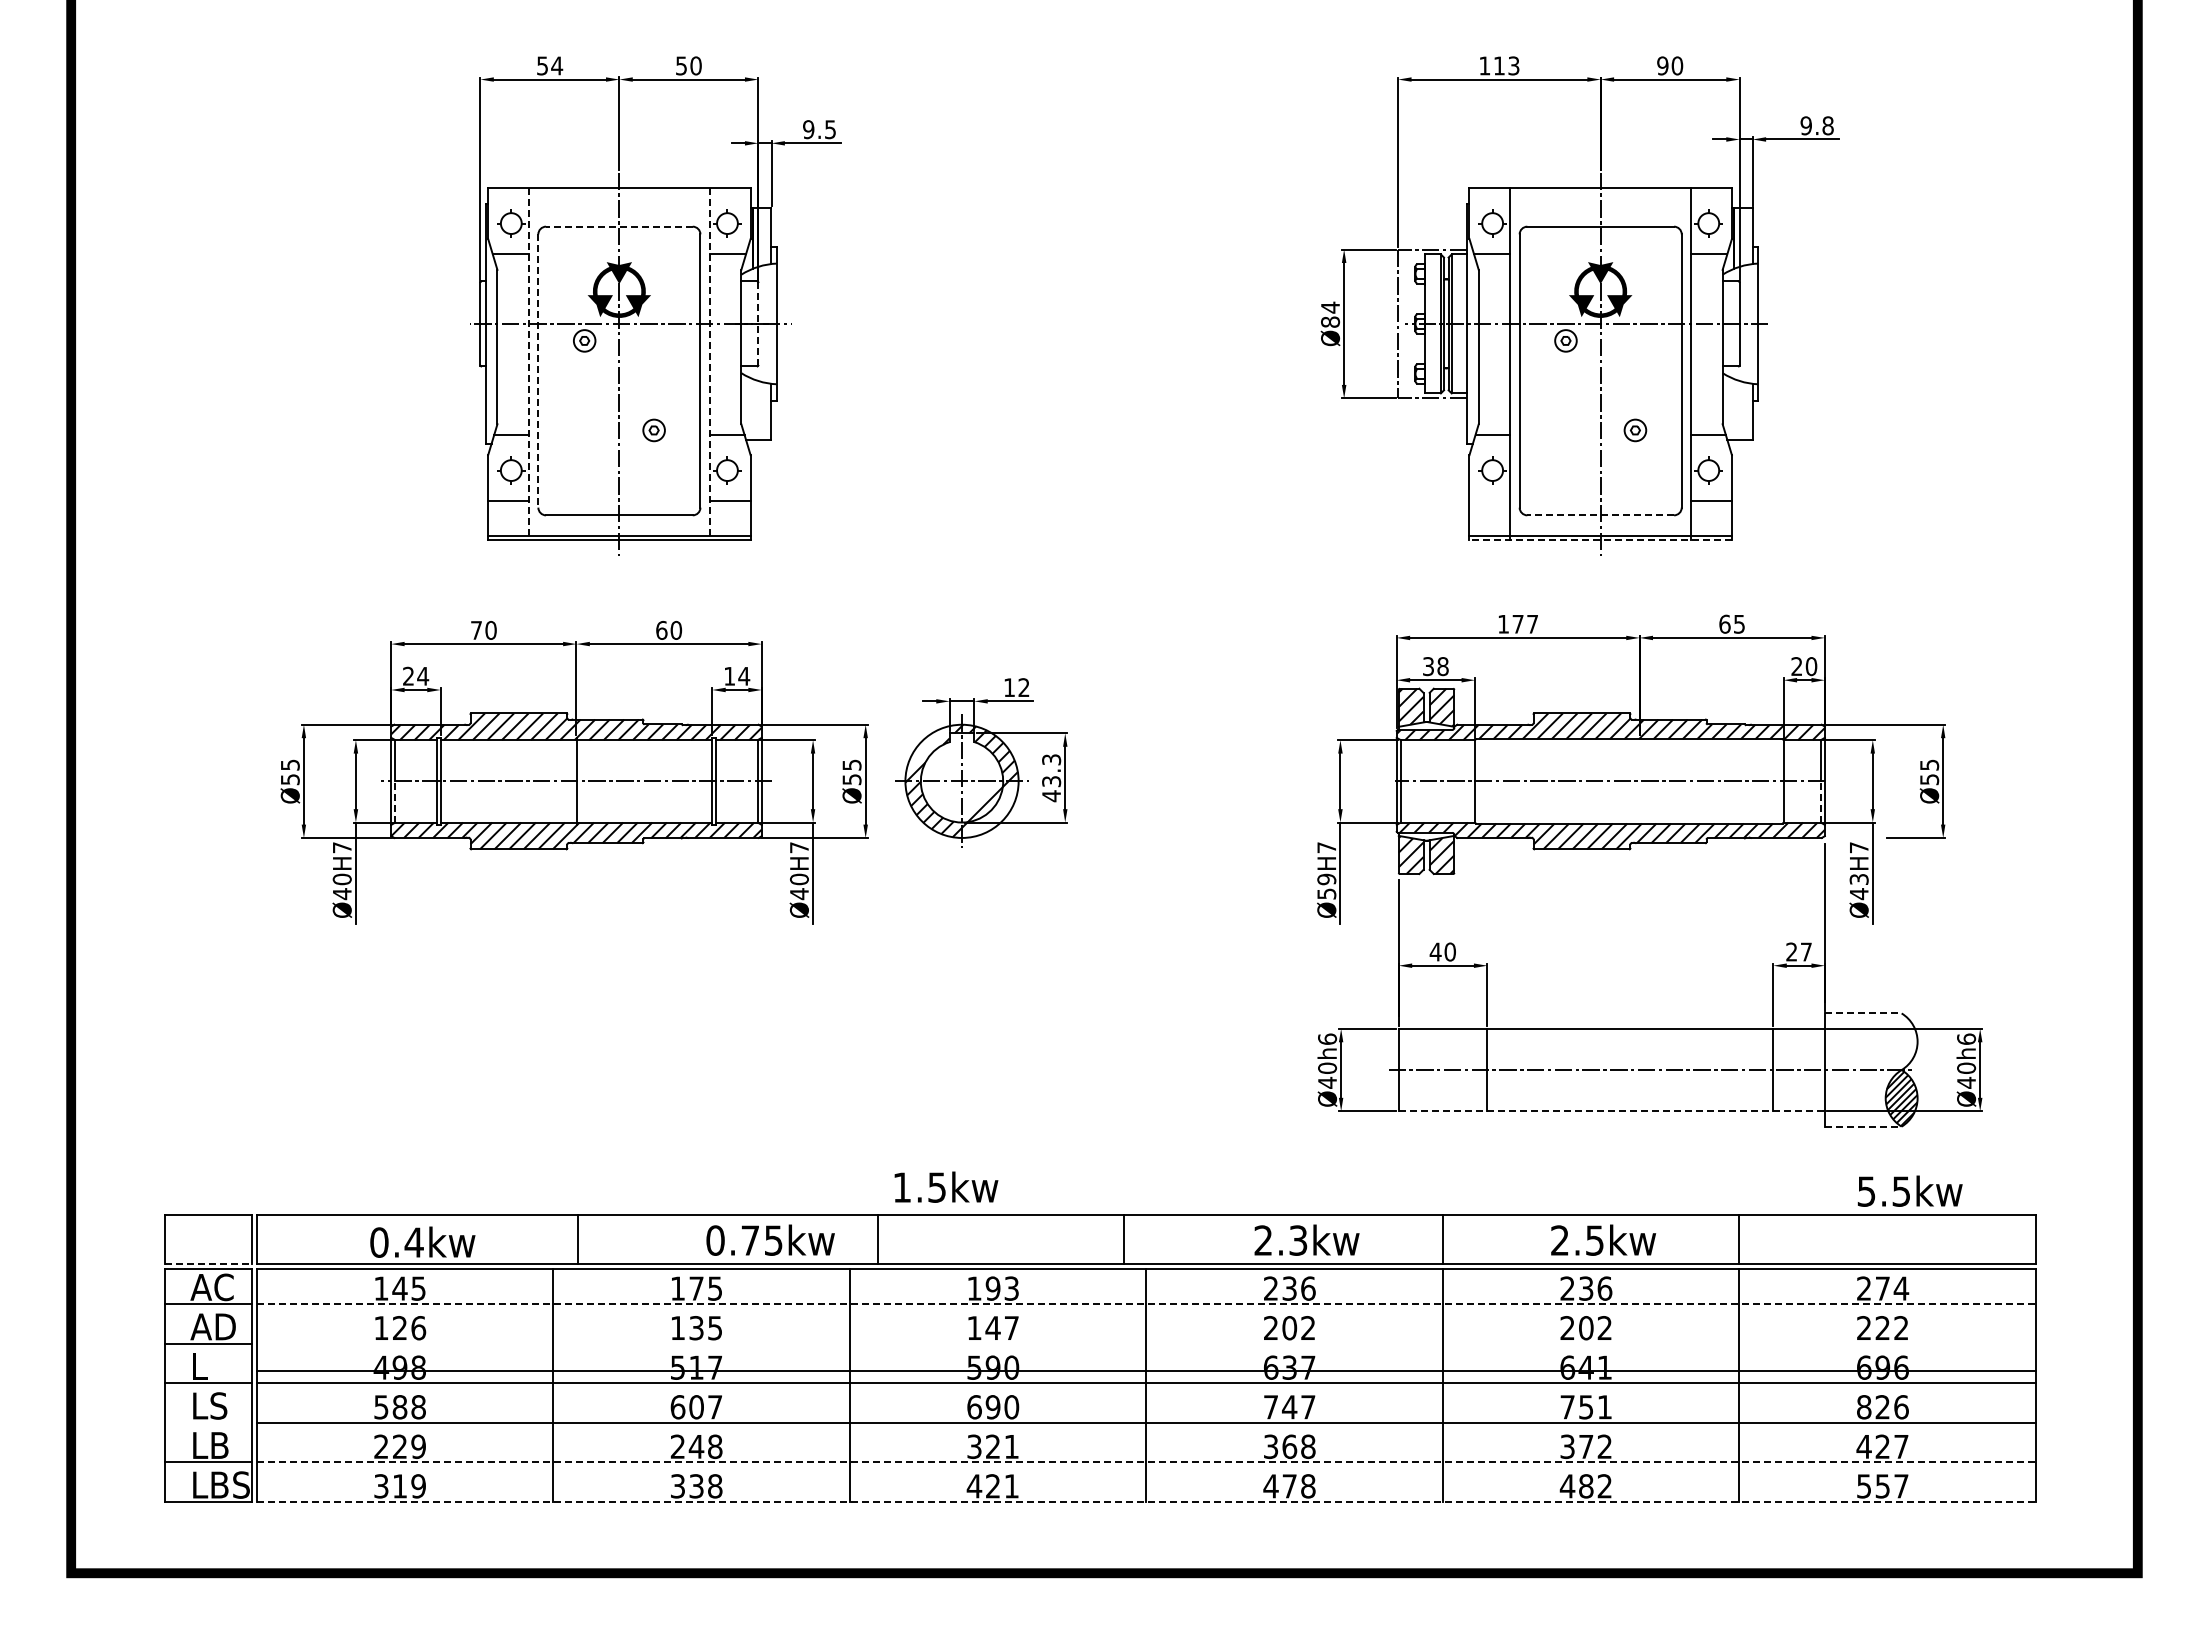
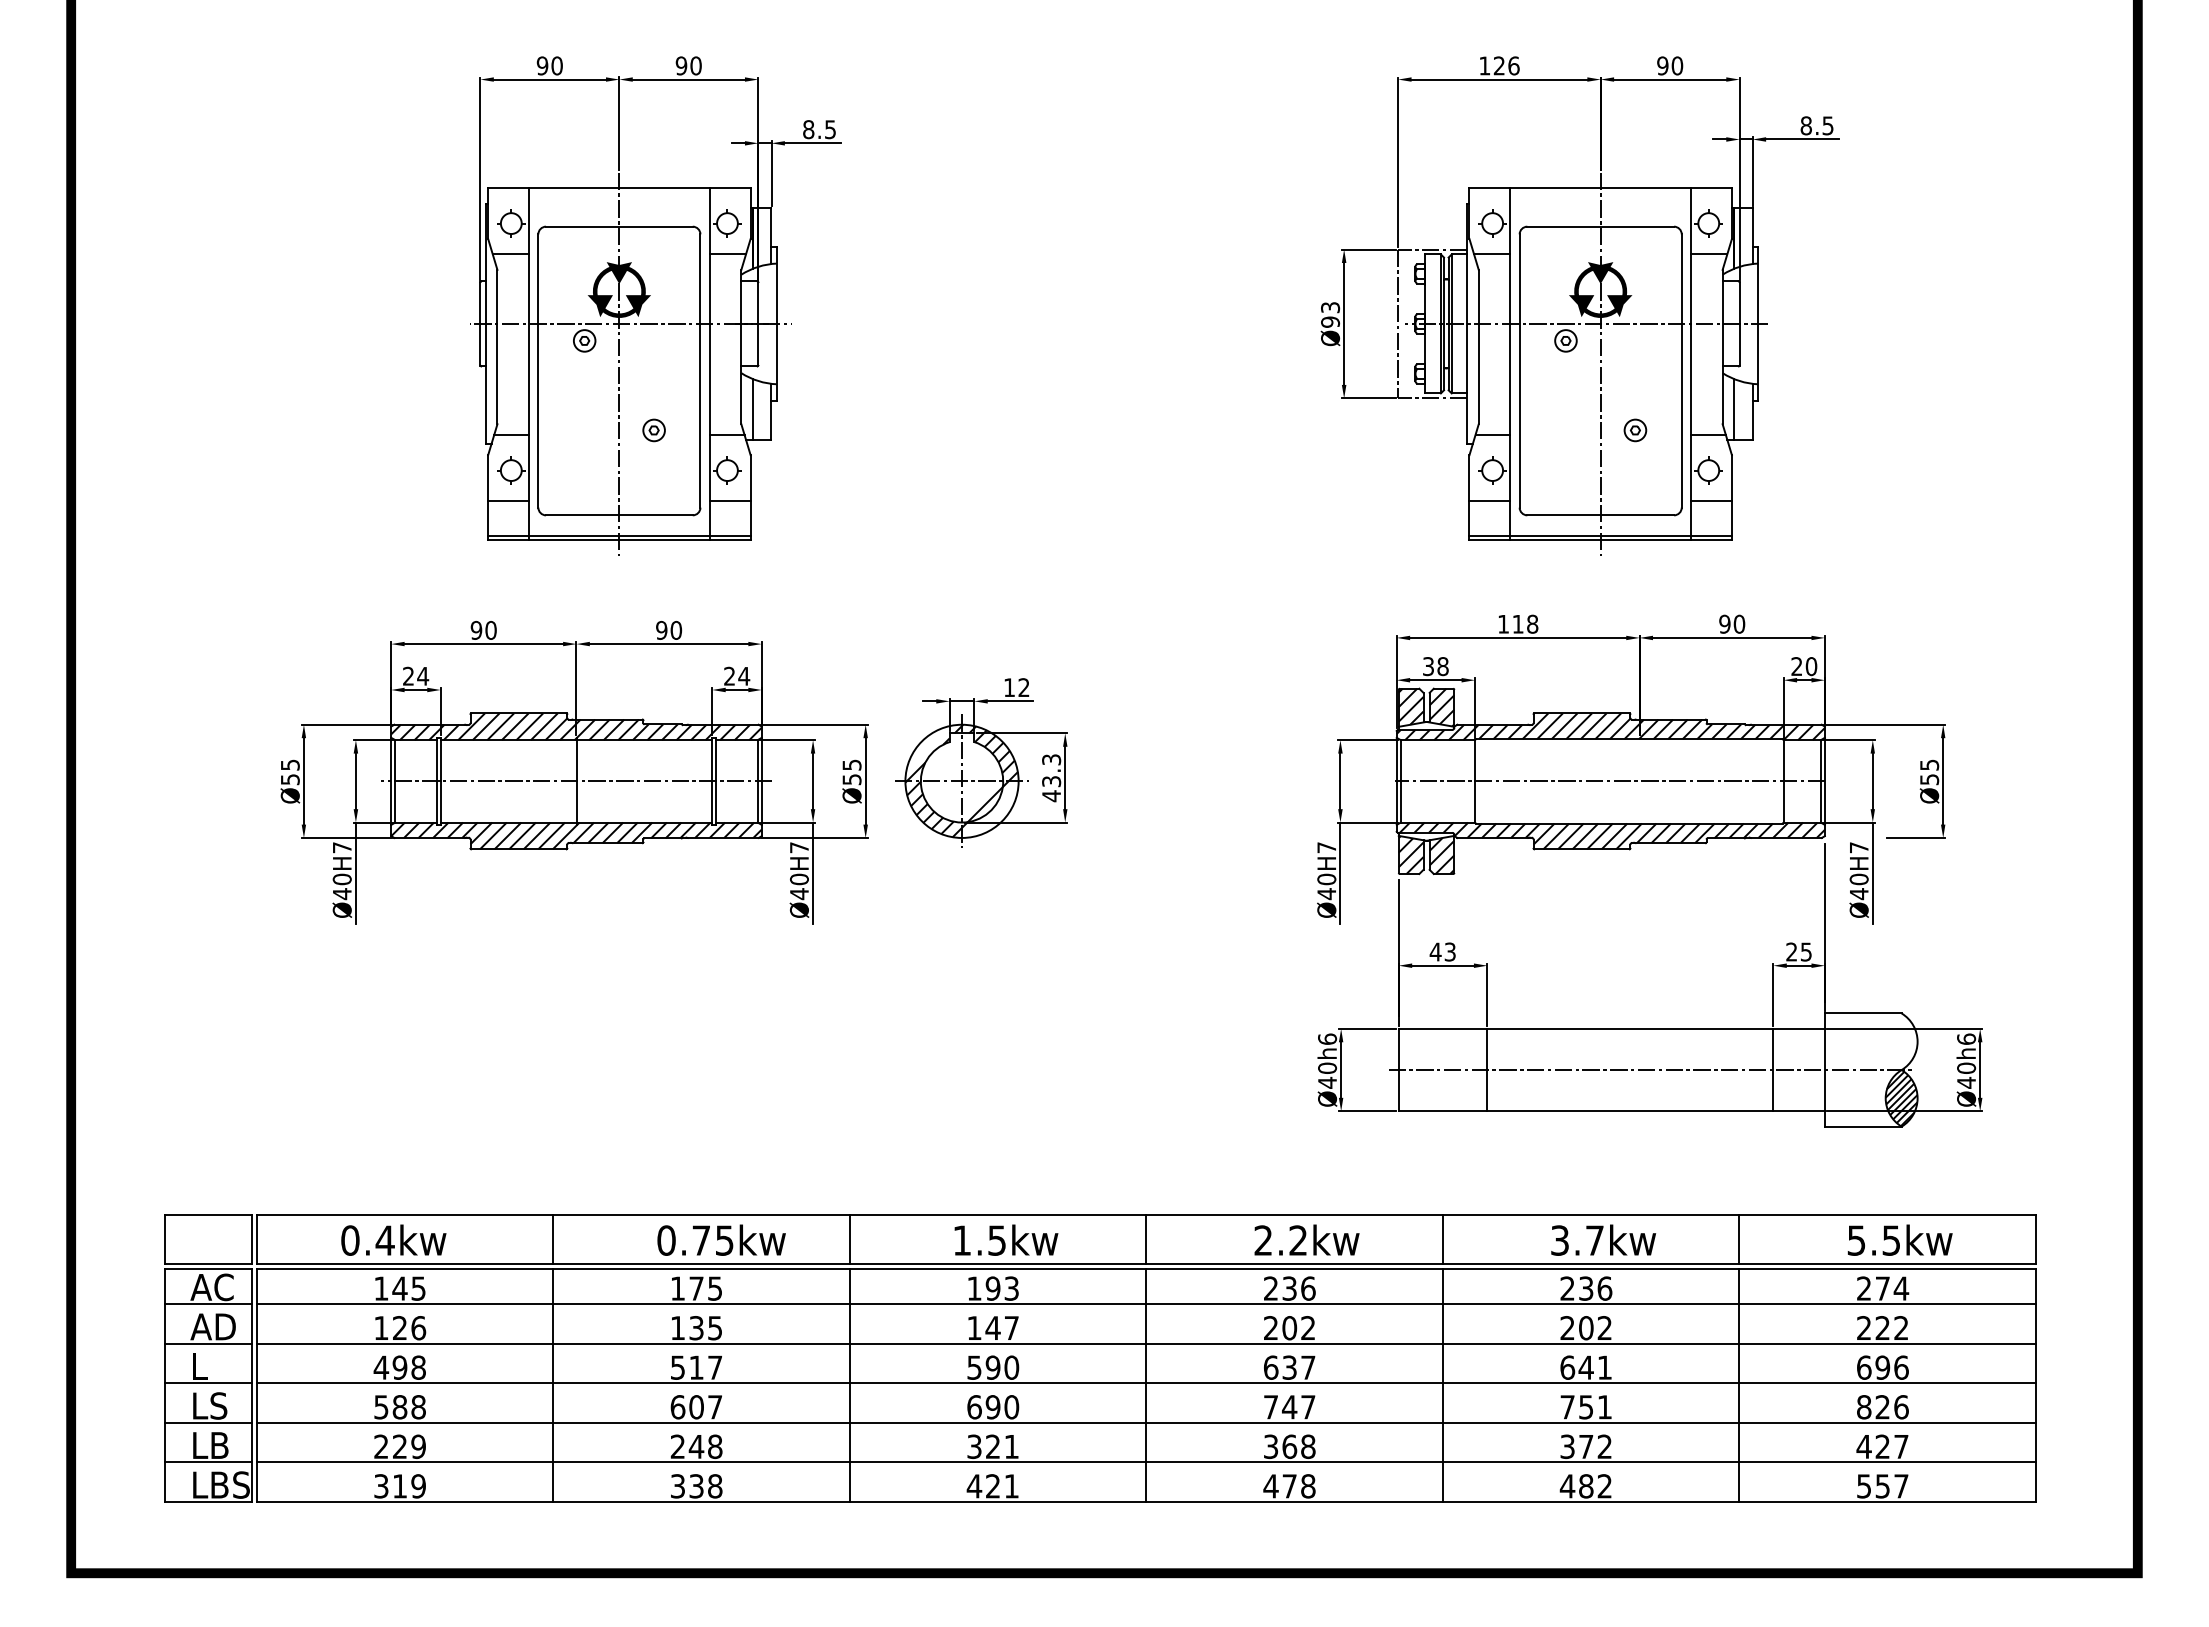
text: 54 -> 90 (549, 65)
text: 50 -> 90 (681, 65)
text: 113 -> 126 (1506, 65)
text: 9.8 -> 8.5 (1816, 125)
text: 9.5 -> 8.5 (808, 129)
line: dashed -> solid (618, 226)
text: Ø84 -> Ø93 (1330, 314)
line: dashed -> solid (758, 323)
line: dashed -> solid (529, 364)
line: dashed -> solid (709, 364)
line: dashed -> solid (538, 371)
line: none -> present (752, 409)
line: none -> present (1734, 409)
line: none -> present (1489, 501)
line: dashed -> solid (1600, 515)
line: dashed -> solid (1600, 540)
text: 177 -> 118 (1525, 623)
text: 65 -> 90 (1732, 623)
text: 70 -> 90 (476, 629)
text: 60 -> 90 (661, 629)
text: 14 -> 24 (729, 675)
line: dashed -> solid (395, 801)
line: dashed -> solid (1820, 801)
text: Ø43H7 -> Ø40H7 (1858, 879)
text: Ø59H7 -> Ø40H7 (1326, 886)
text: 40 -> 43 (1449, 951)
text: 27 -> 25 (1806, 951)
line: dashed -> solid (1863, 1013)
line: dashed -> solid (1612, 1111)
line: dashed -> solid (1863, 1126)
text position: (946, 1186) -> (1006, 1239) (1006, 1239)
text position: (1909, 1190) -> (1899, 1239) (1899, 1239)
line position: (578, 1239) -> (553, 1239) (553, 1239)
text position: (770, 1239) -> (721, 1239) (721, 1239)
line position: (877, 1239) -> (849, 1239) (849, 1239)
line position: (1124, 1239) -> (1146, 1239) (1146, 1239)
text: 2.3kw -> 2.2kw (1298, 1240)
text: 2.5kw -> 3.7kw (1577, 1240)
text position: (422, 1241) -> (393, 1239) (393, 1239)
line: dashed -> solid (208, 1264)
line: dashed -> solid (1146, 1304)
line position: (1145, 1370) -> (1145, 1343) (1145, 1343)
line: none -> present (207, 1422)
line: dashed -> solid (1146, 1462)
line: dashed -> solid (1146, 1501)
